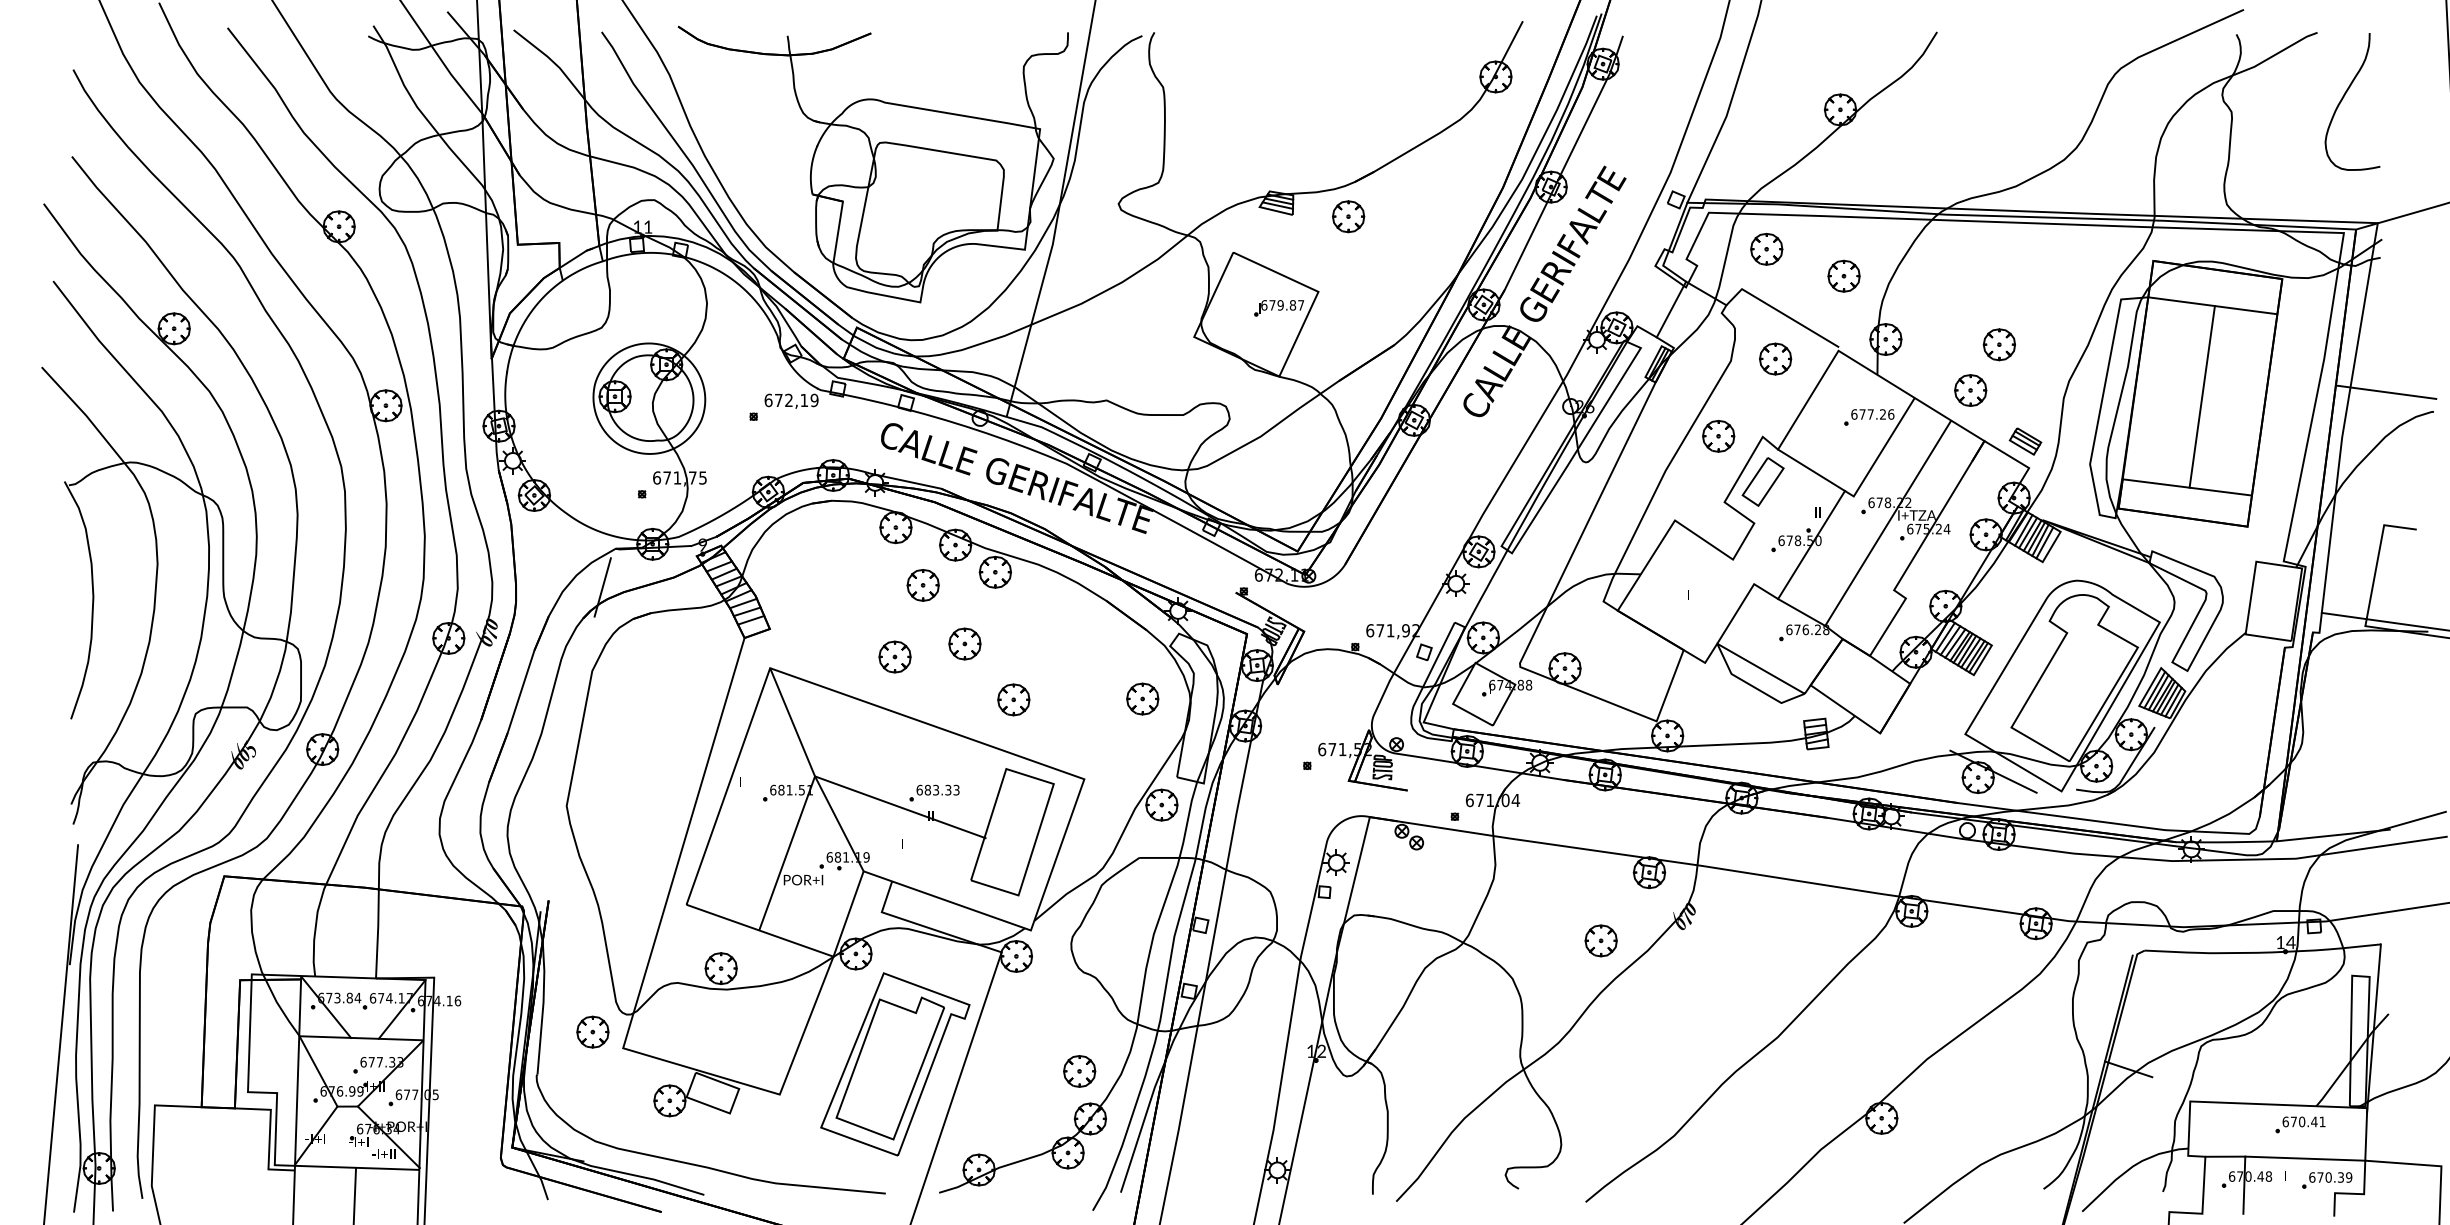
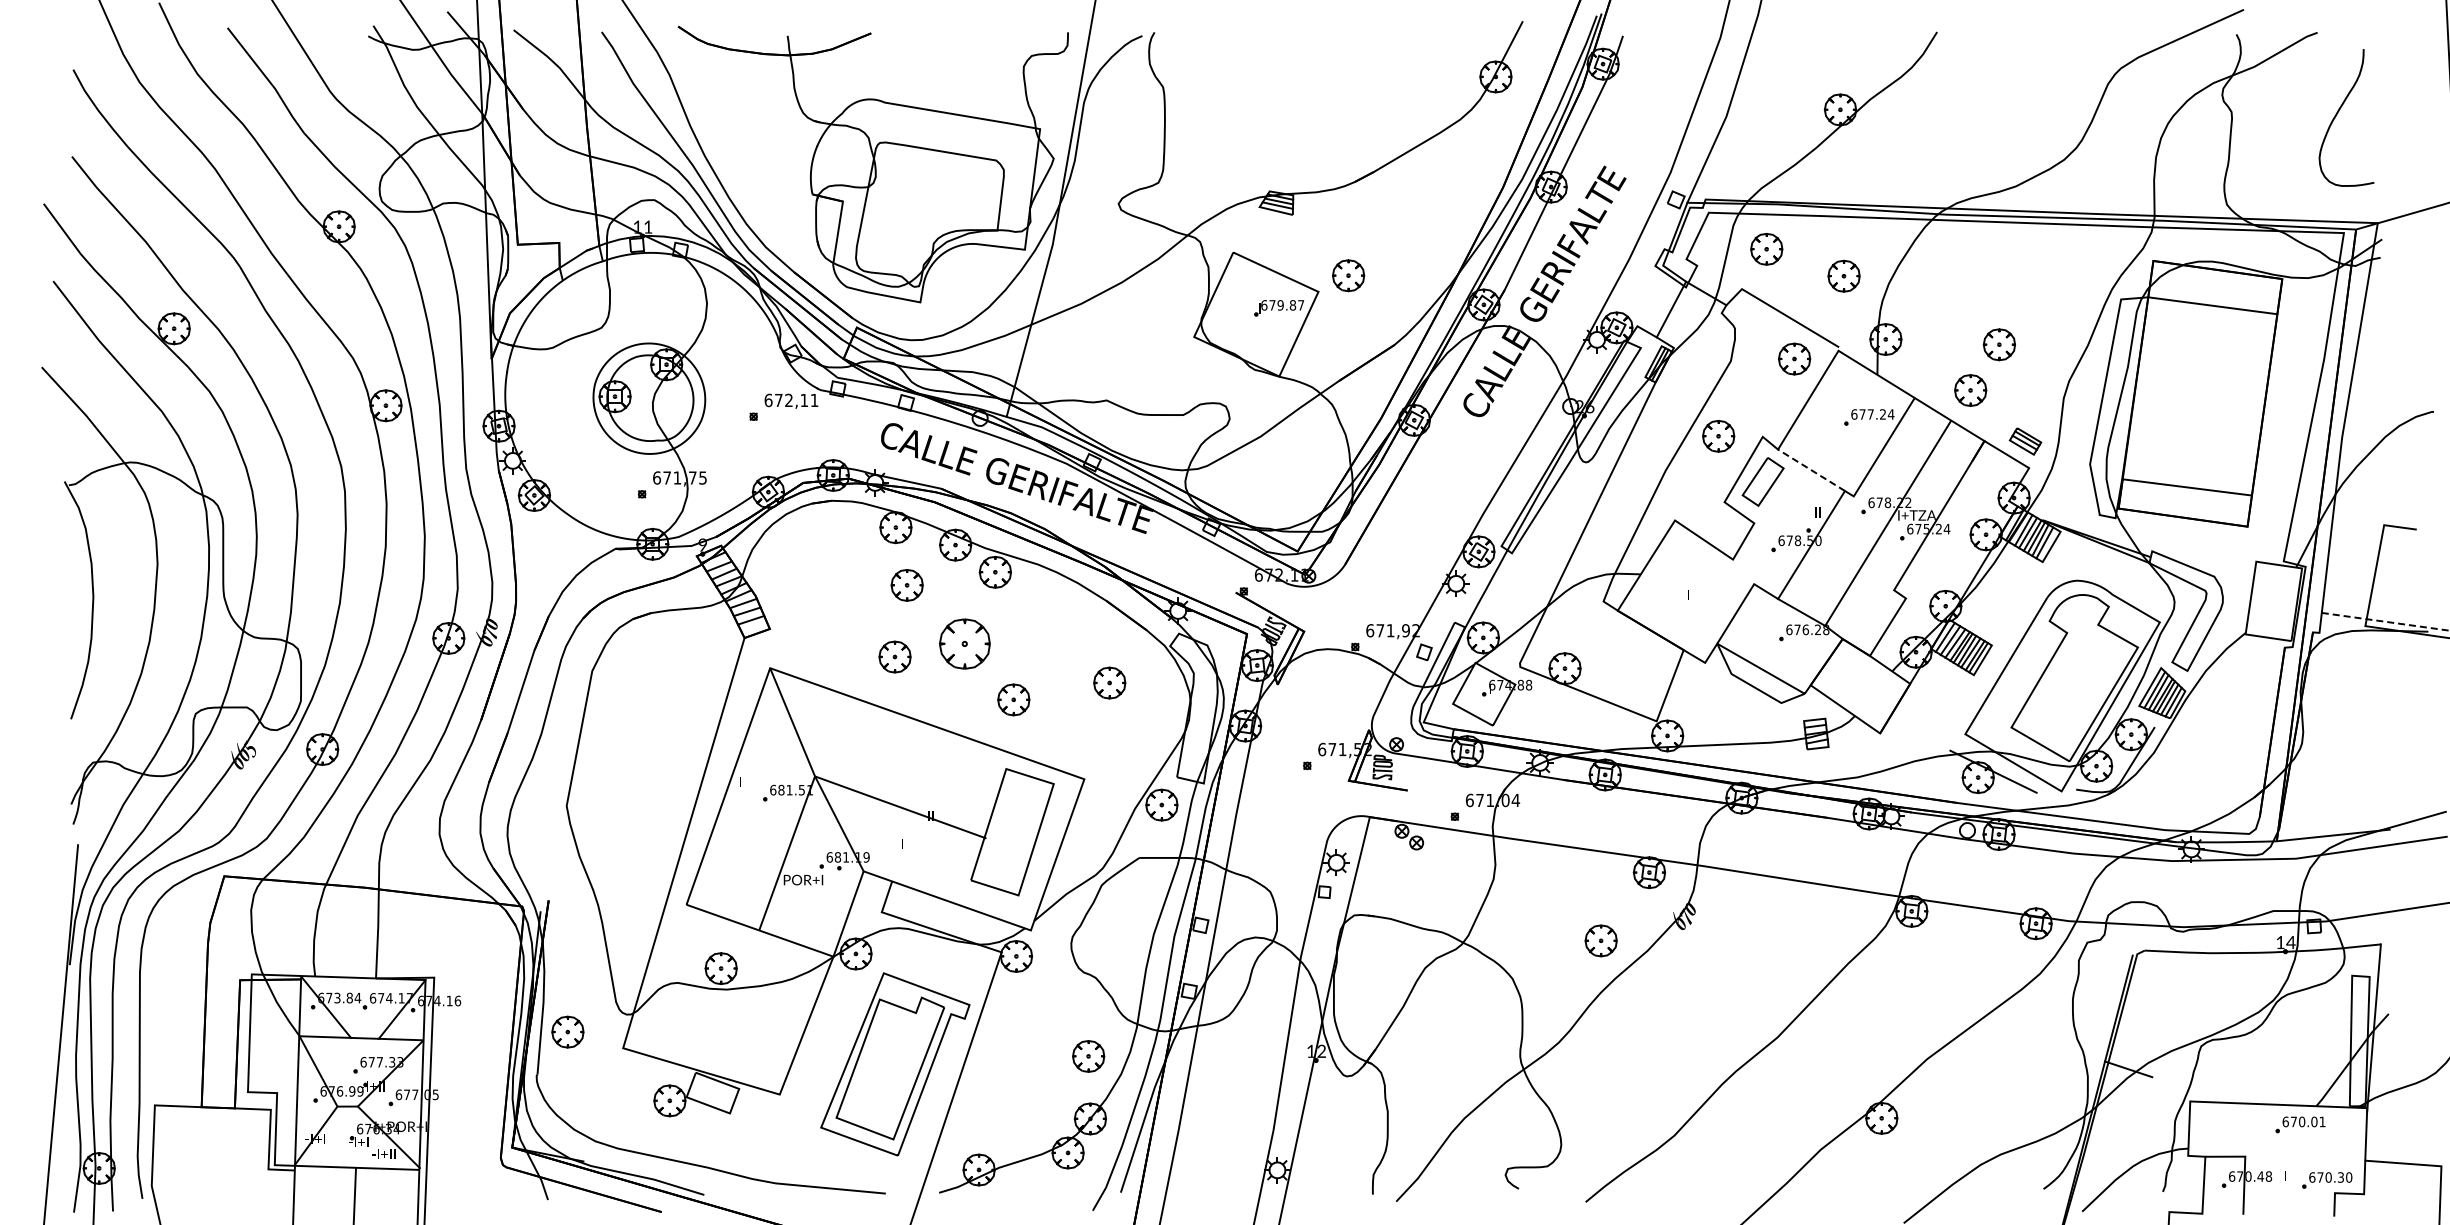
curve position: (2344, 97) -> (2338, 113) (2338, 113)
part position: (1348, 216) -> (1348, 275) (1348, 275)
part position: (1775, 358) -> (1794, 358) (1794, 358)
line: present -> none (2385, 391)
line: present -> none (2201, 396)
text: 672,19 -> 672,11 (814, 400)
text: 677.26 -> 677.24 (1890, 414)
line: solid -> dashed (1811, 470)
part position: (922, 585) -> (906, 585) (906, 585)
line: present -> none (602, 587)
line: solid -> dashed (2386, 621)
part size: 34x34 px -> 52x52 px (964, 643)
part position: (1142, 698) -> (1109, 682) (1109, 682)
part: present -> none (934, 792)
part position: (592, 1031) -> (567, 1031) (567, 1031)
part position: (1079, 1071) -> (1088, 1056) (1088, 1056)
text: 670.41 -> 670.01 (2314, 1121)
line: present -> none (2305, 1158)
text: 670.39 -> 670.30 (2349, 1177)
